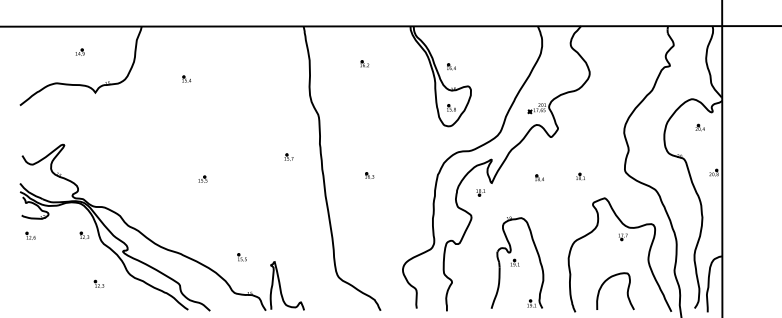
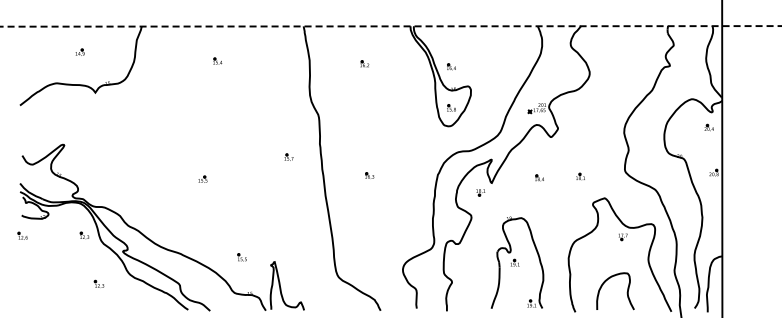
line: solid -> dashed (390, 26)
part position: (186, 78) -> (217, 60) (217, 60)
part position: (699, 127) -> (708, 127) (708, 127)
part position: (30, 235) -> (22, 235) (22, 235)
